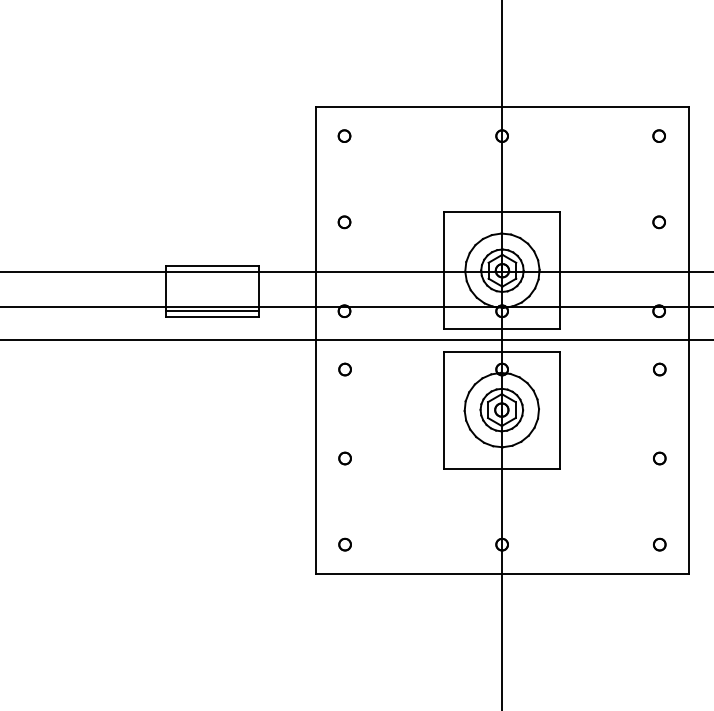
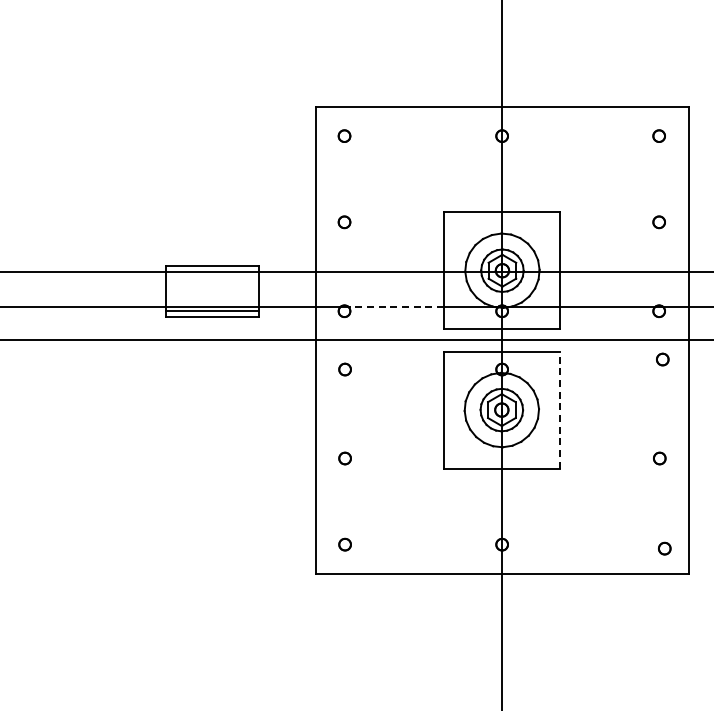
line: solid -> dashed (395, 306)
part position: (659, 369) -> (662, 359) (662, 359)
line: solid -> dashed (560, 409)
part position: (659, 544) -> (664, 548) (664, 548)
